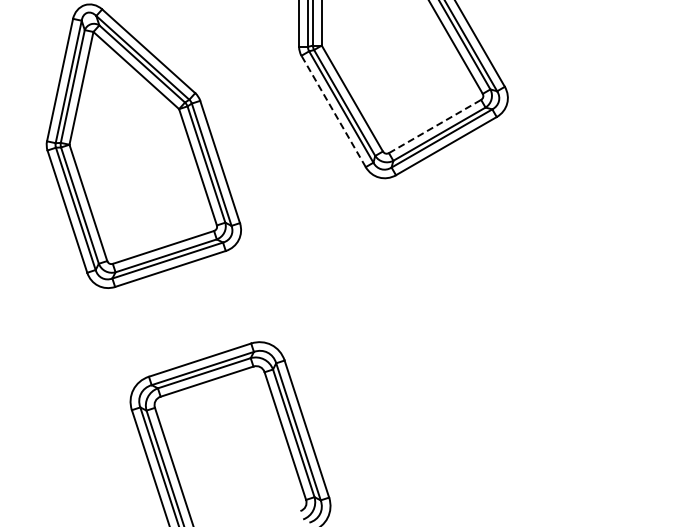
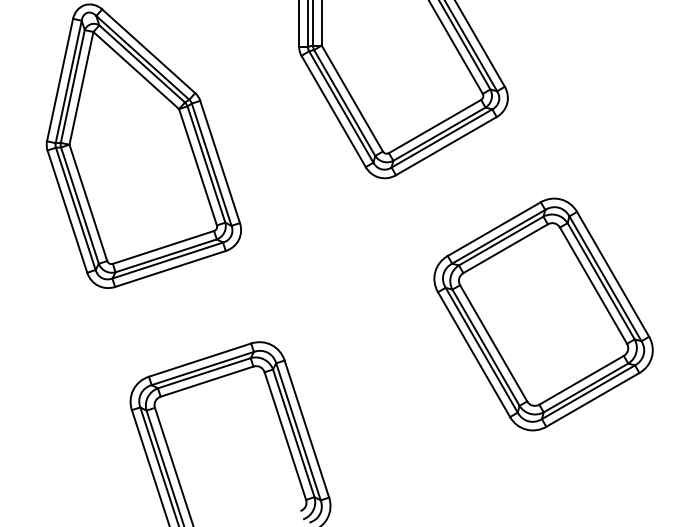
line: dashed -> solid (333, 111)
line: dashed -> solid (435, 126)
part: none -> present (543, 314)
